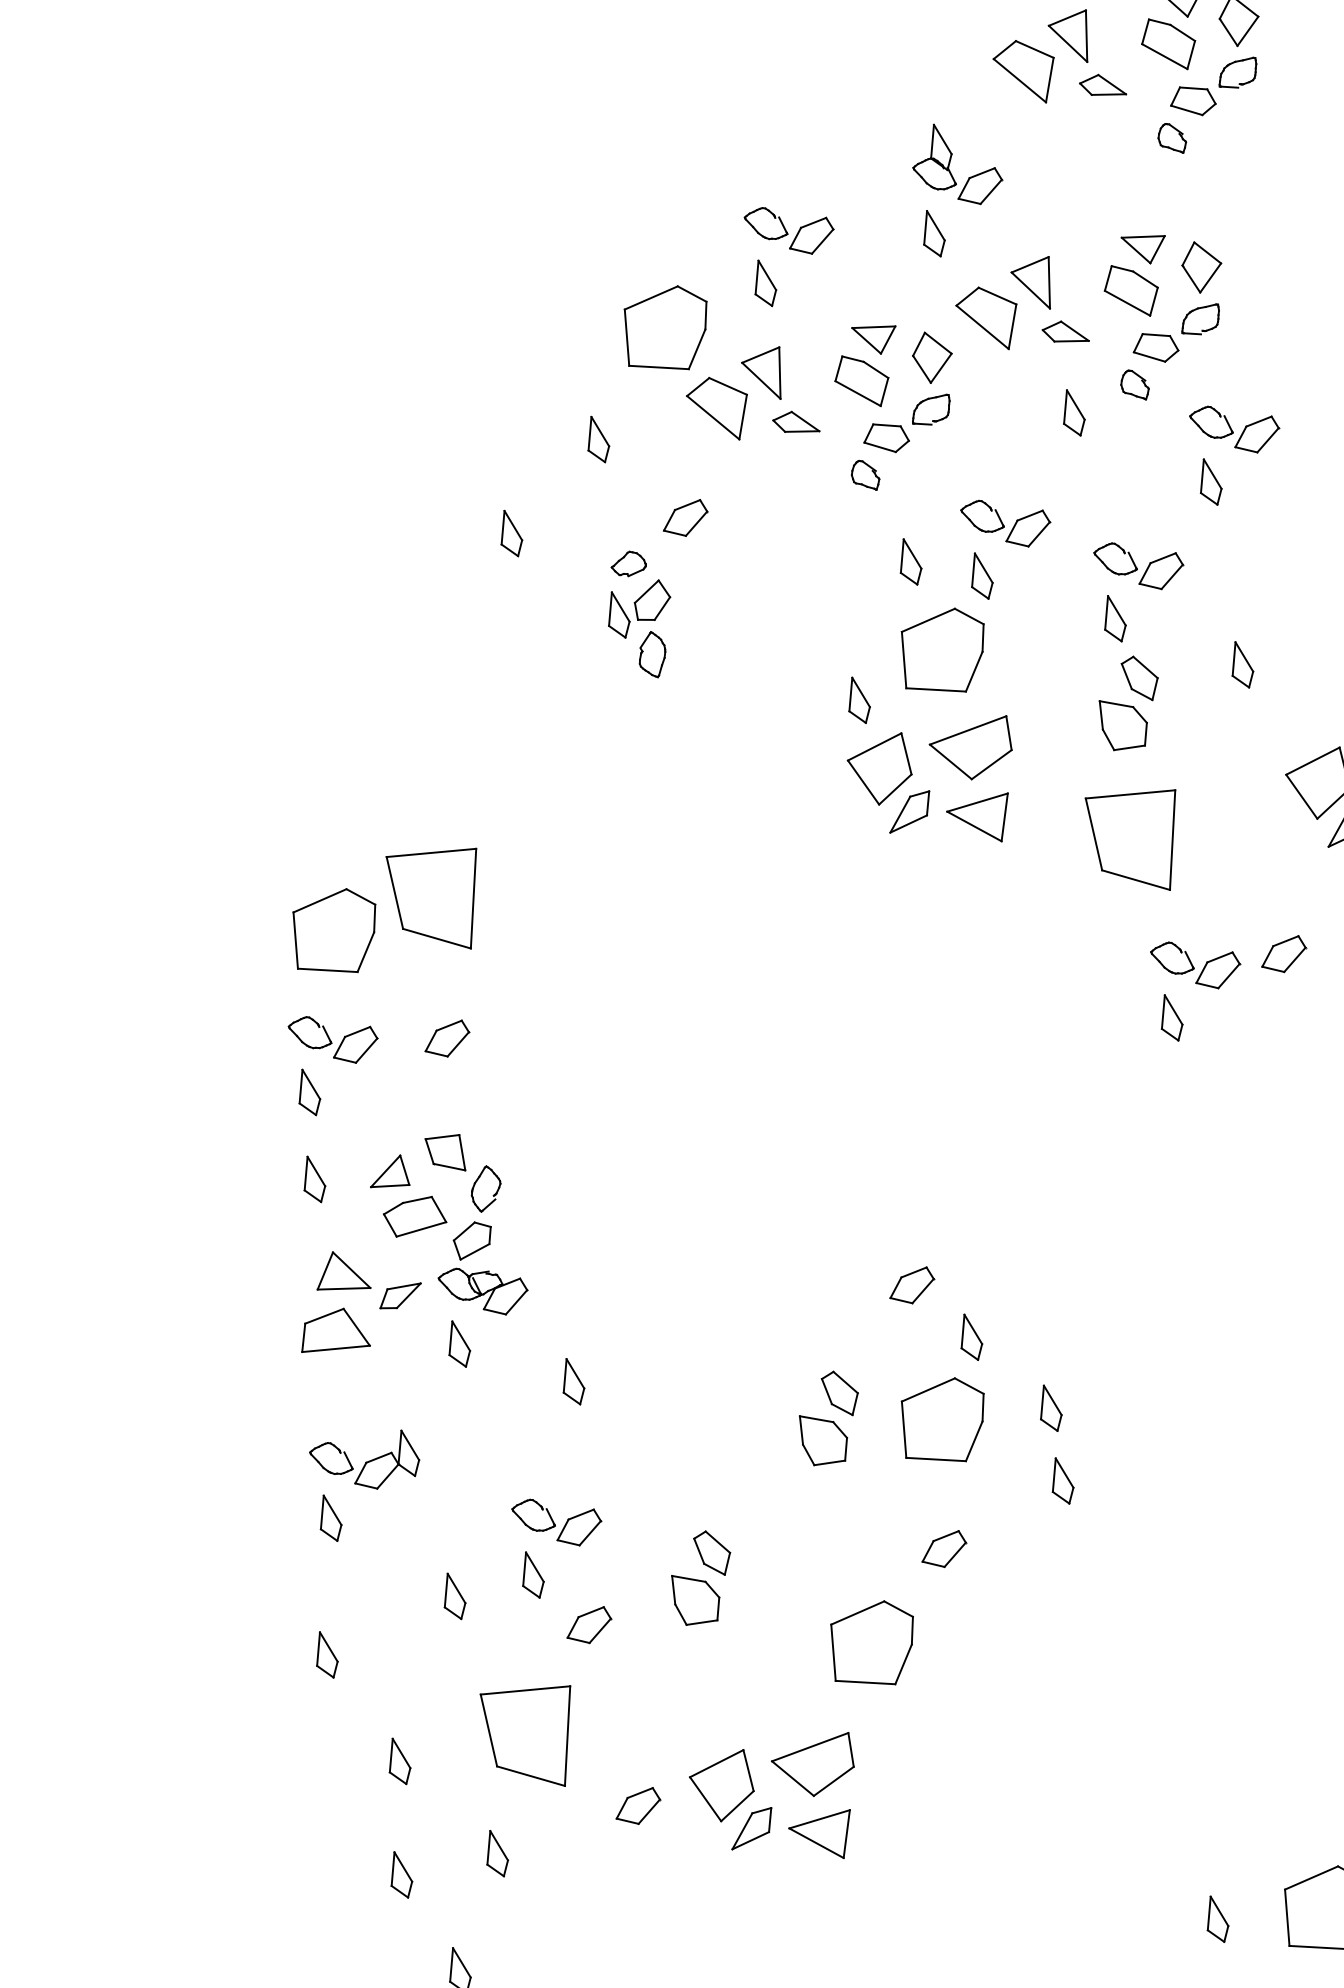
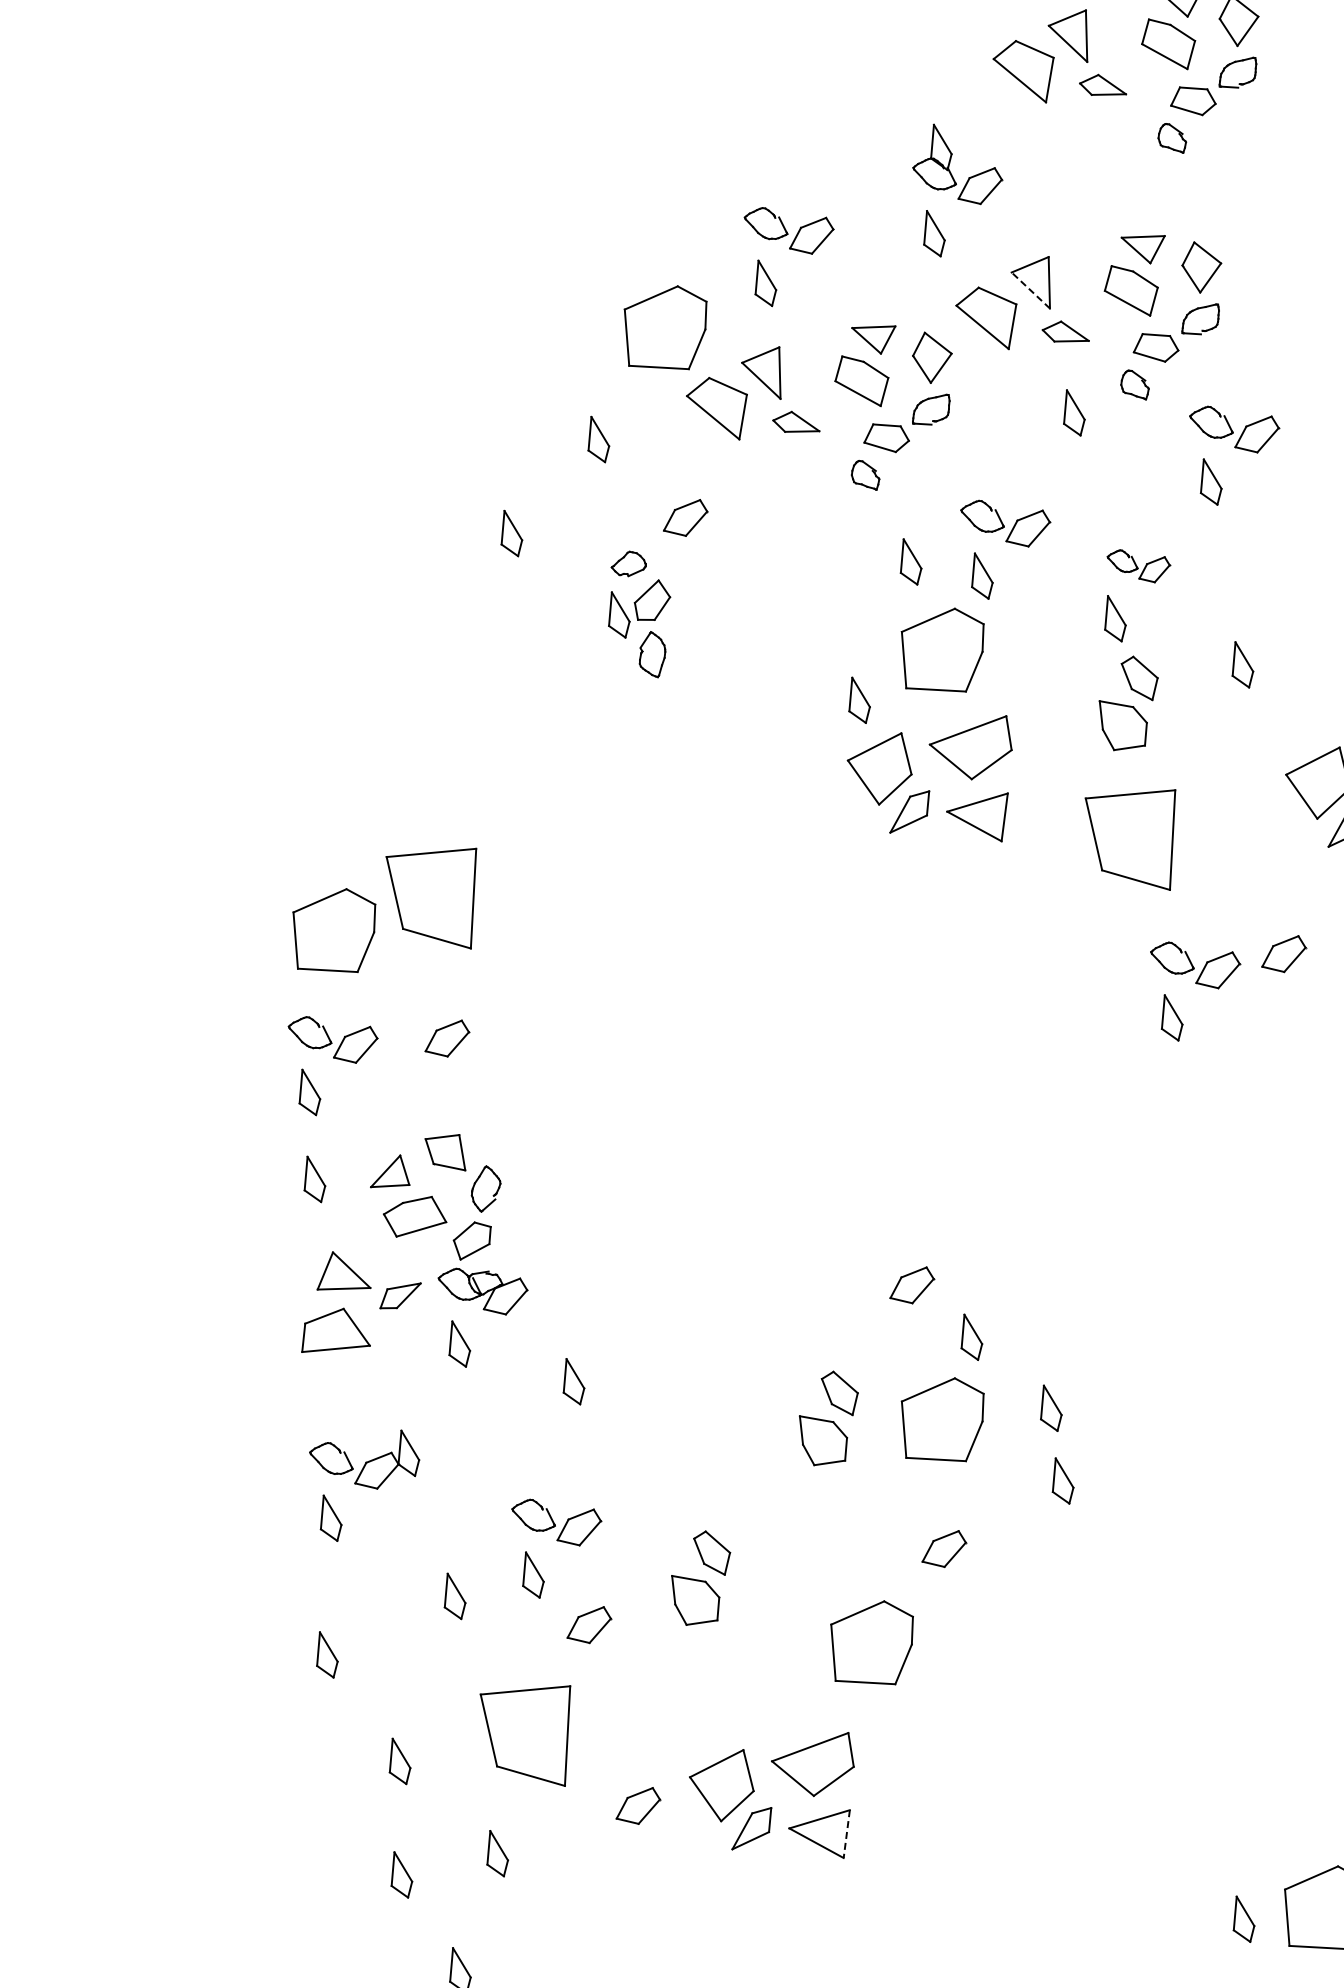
line: solid -> dashed (1030, 290)
part size: 92x49 px -> 66x35 px (1138, 566)
line: solid -> dashed (846, 1834)
part position: (1217, 1918) -> (1243, 1918) (1243, 1918)
